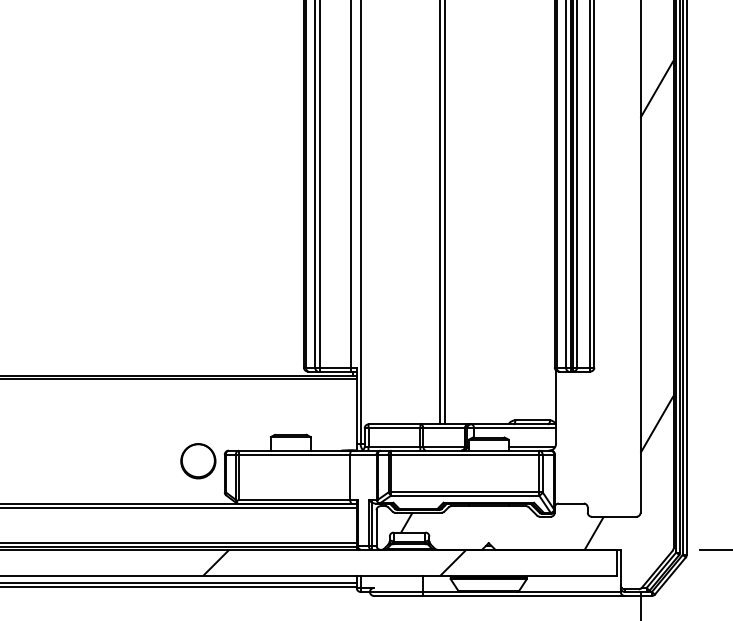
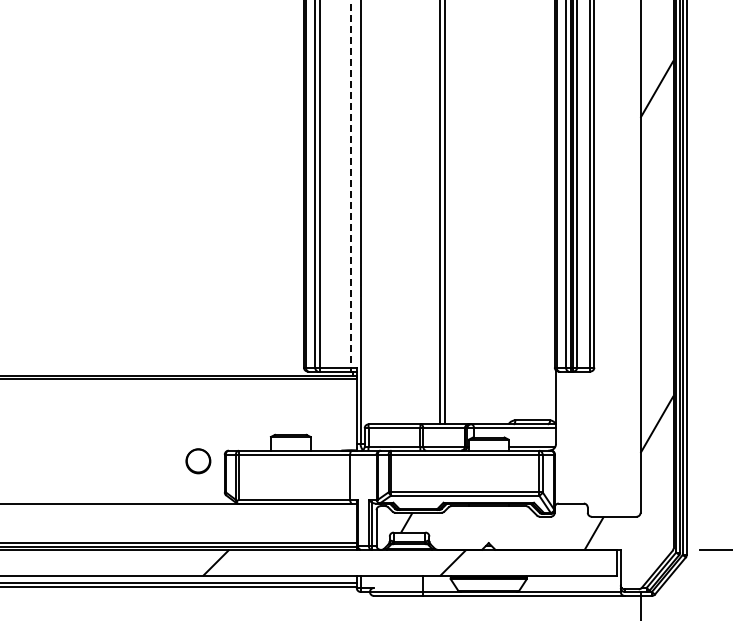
line: solid -> dashed (351, 184)
circle size: 37x37 px -> 27x27 px (198, 461)
line: present -> none (179, 507)
